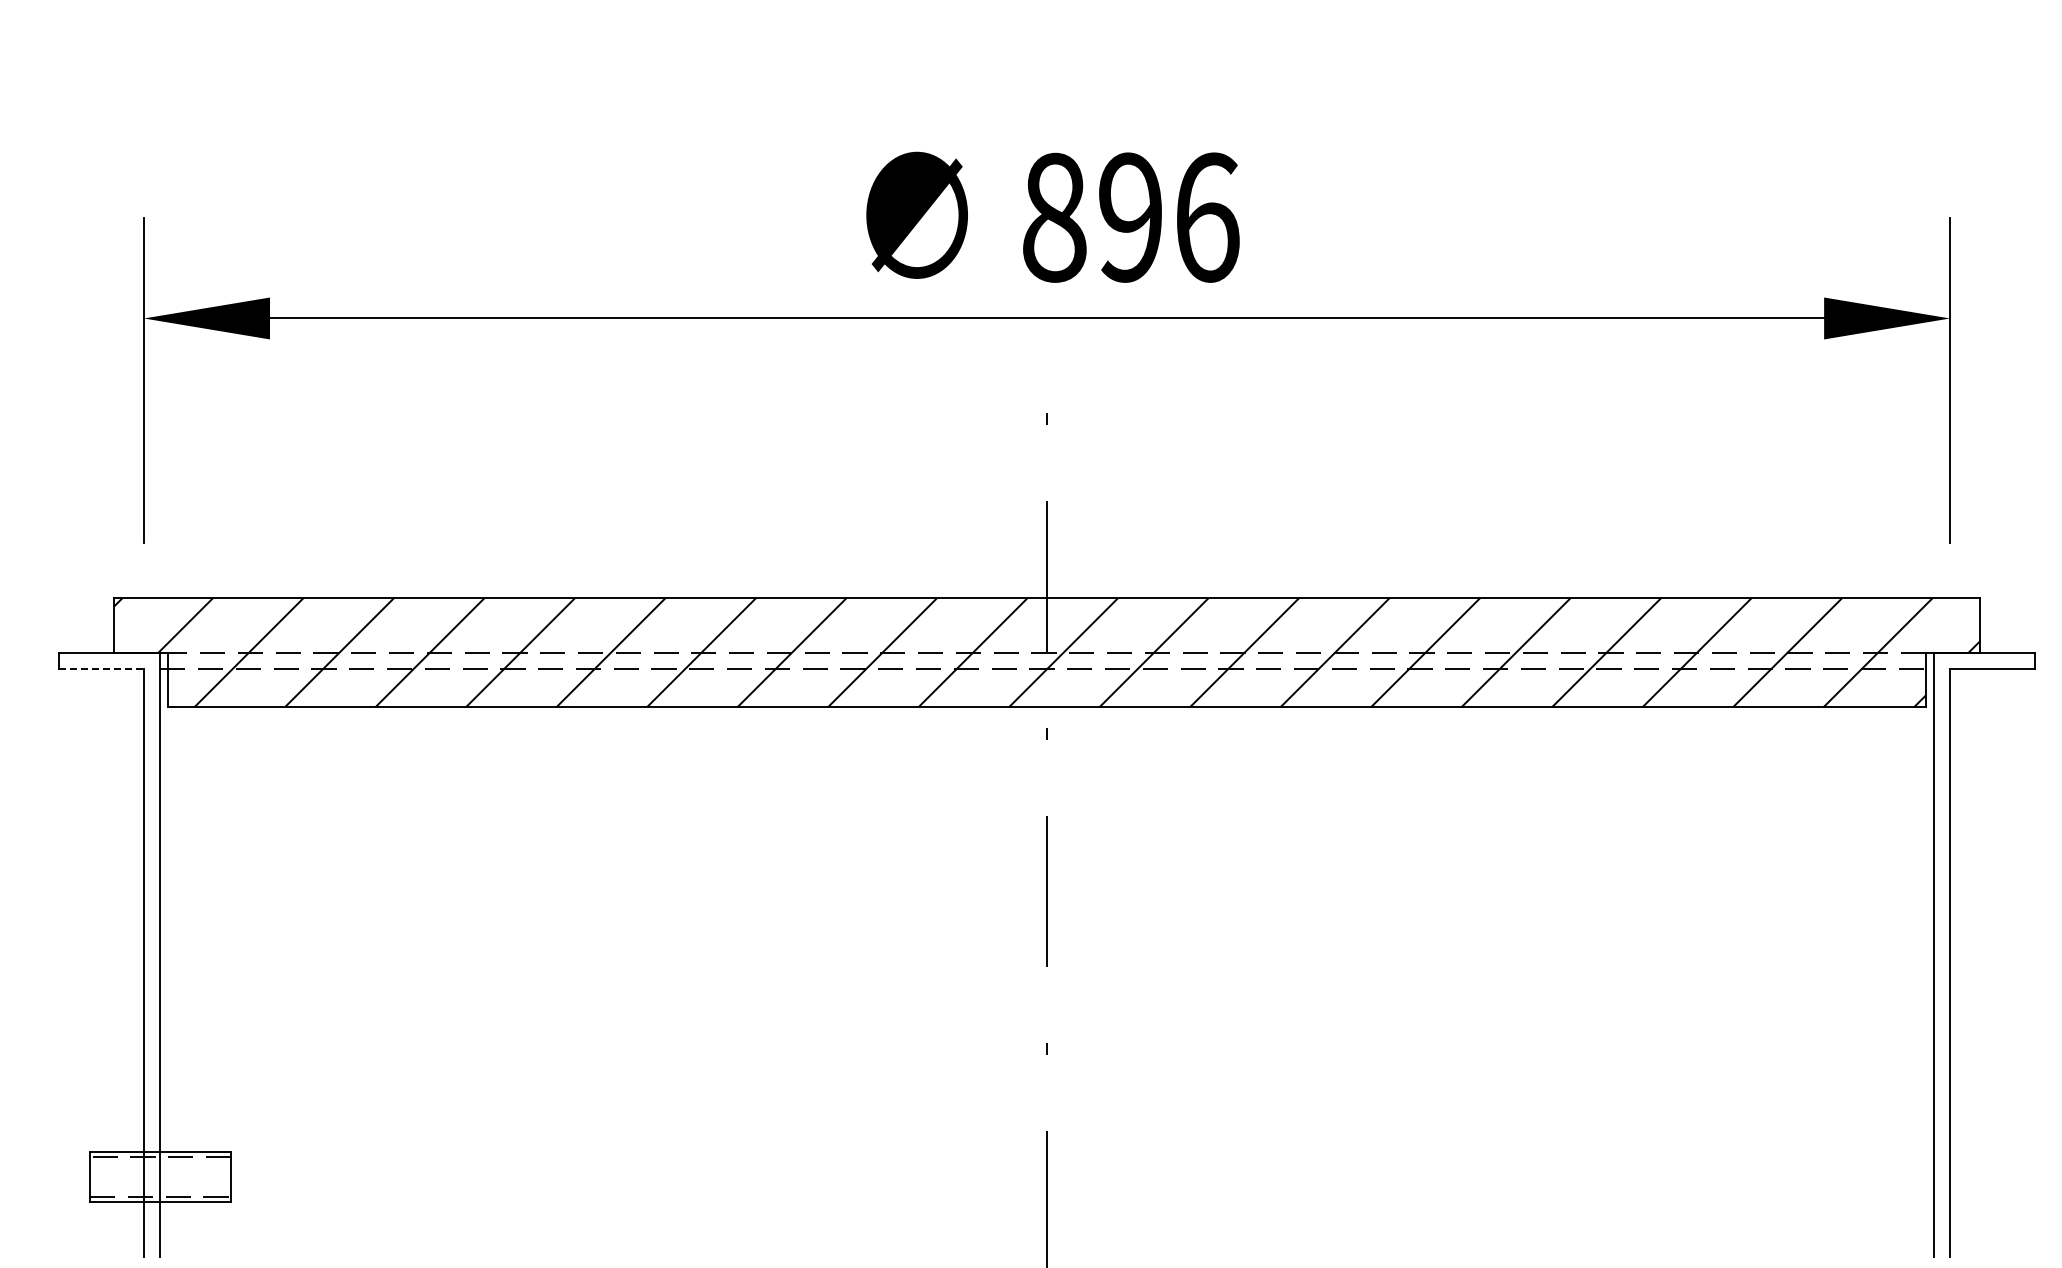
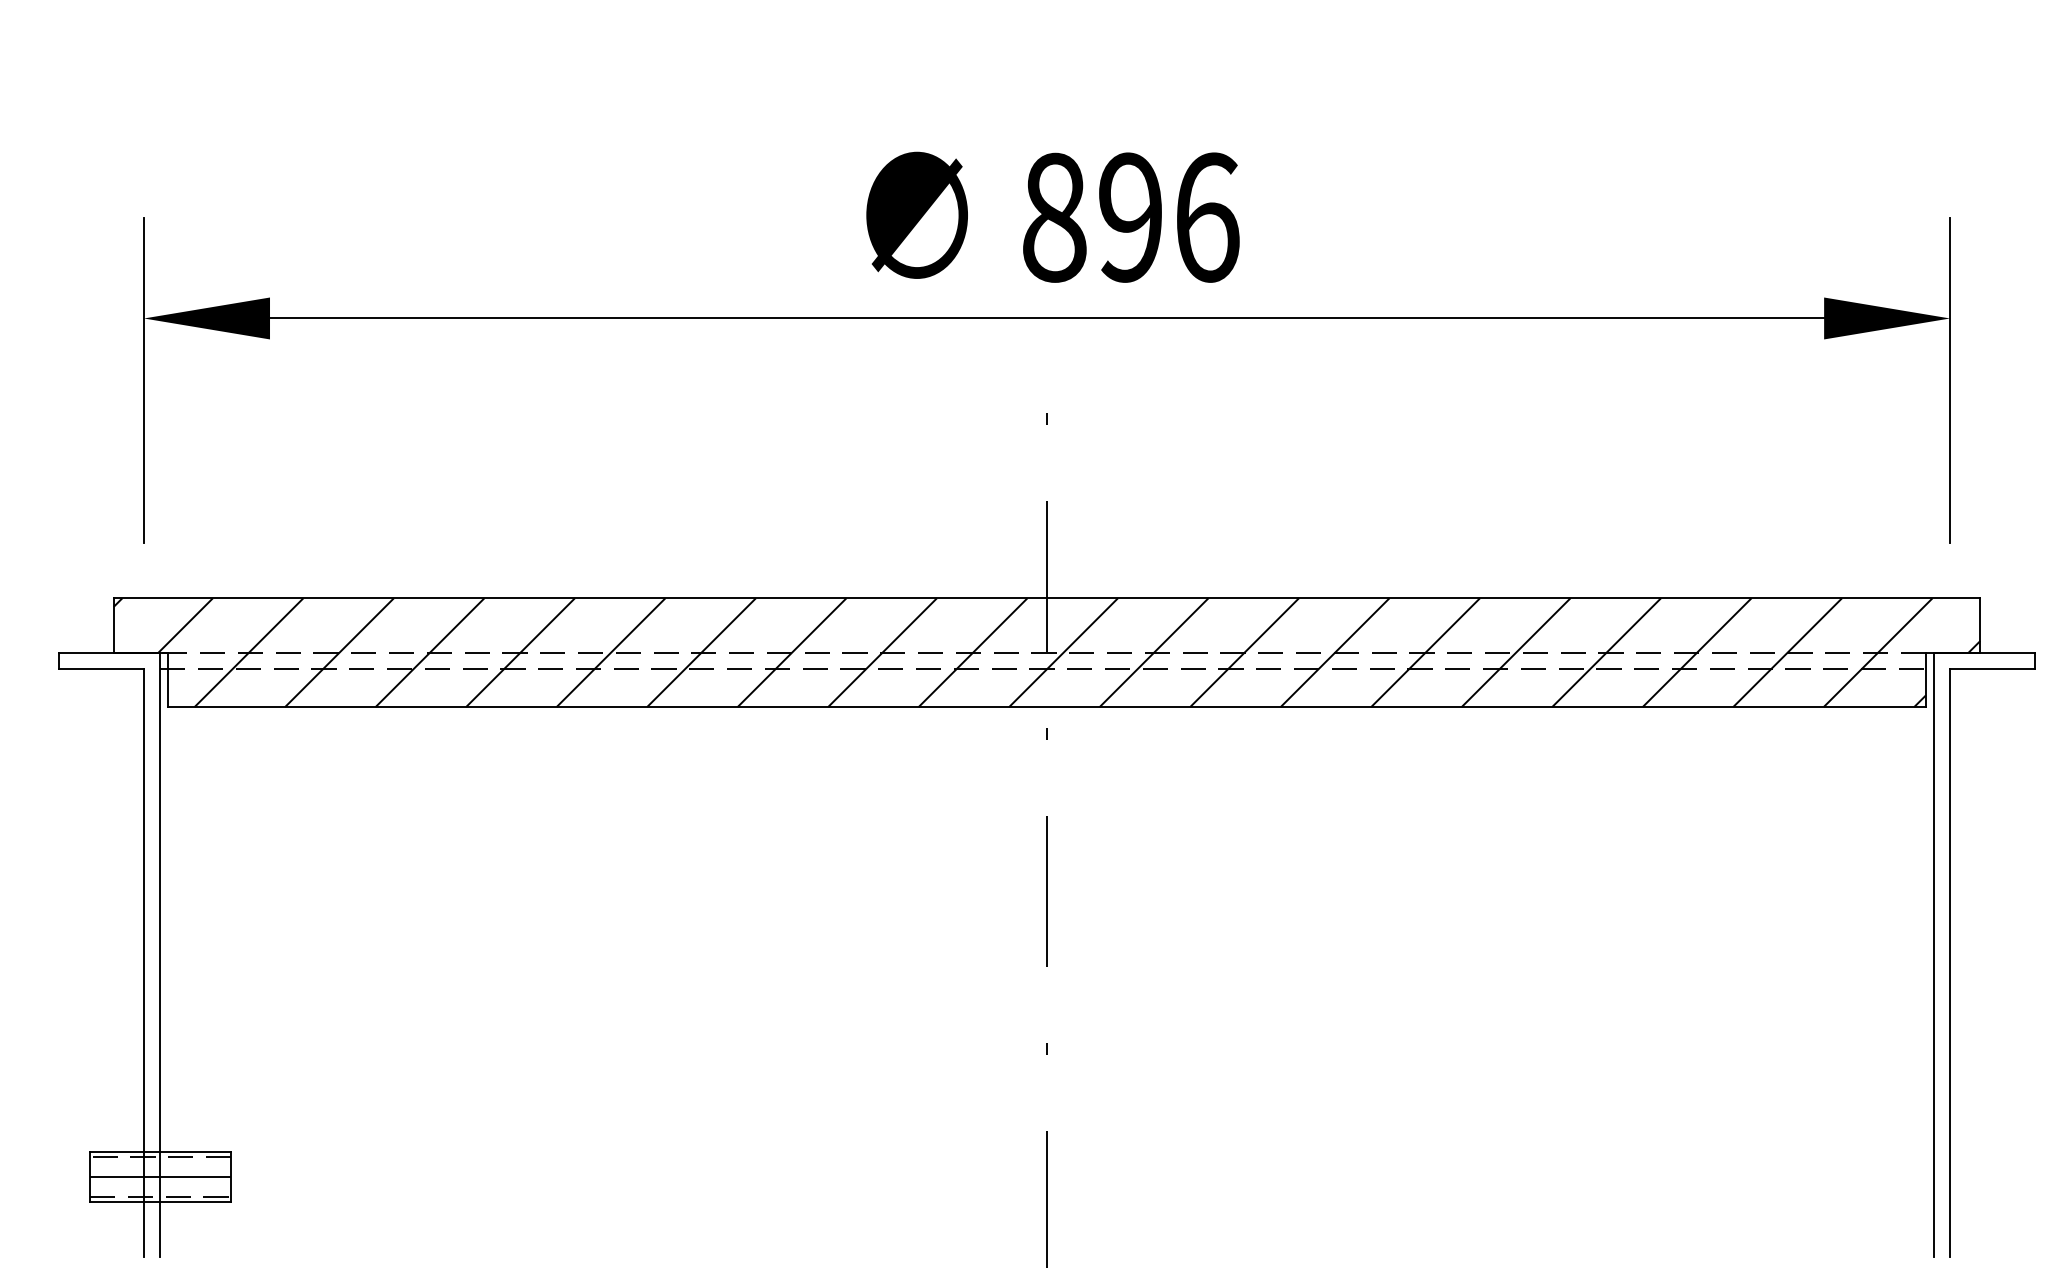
line: dashed -> solid (102, 668)
line: none -> present (160, 1176)
